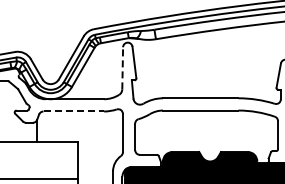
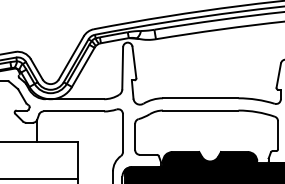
line: dashed -> solid (122, 67)
line: dashed -> solid (74, 111)
